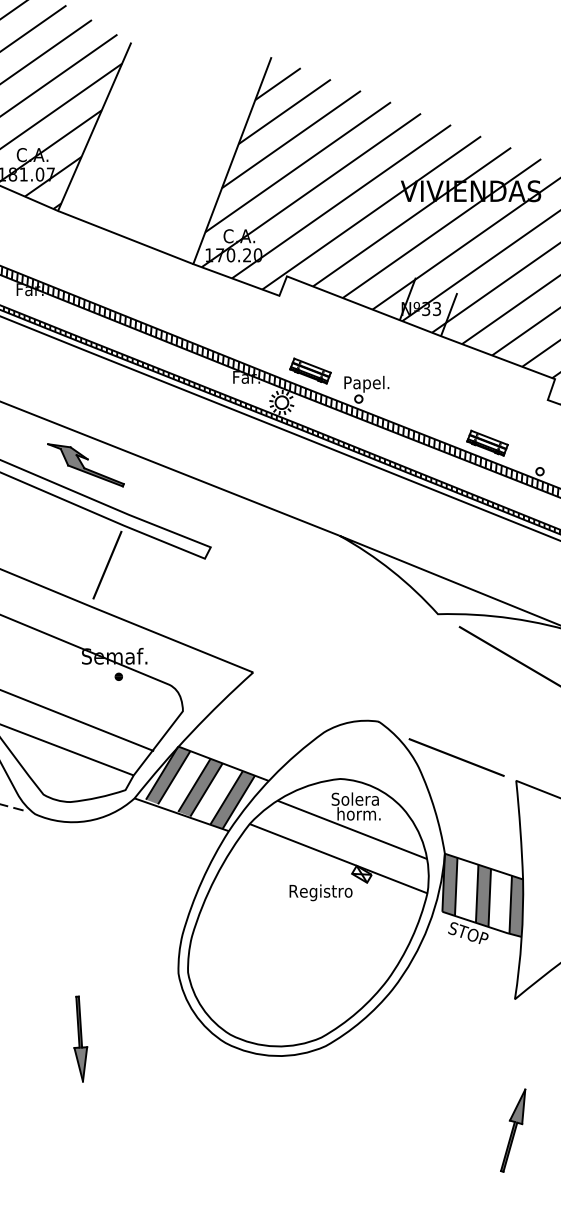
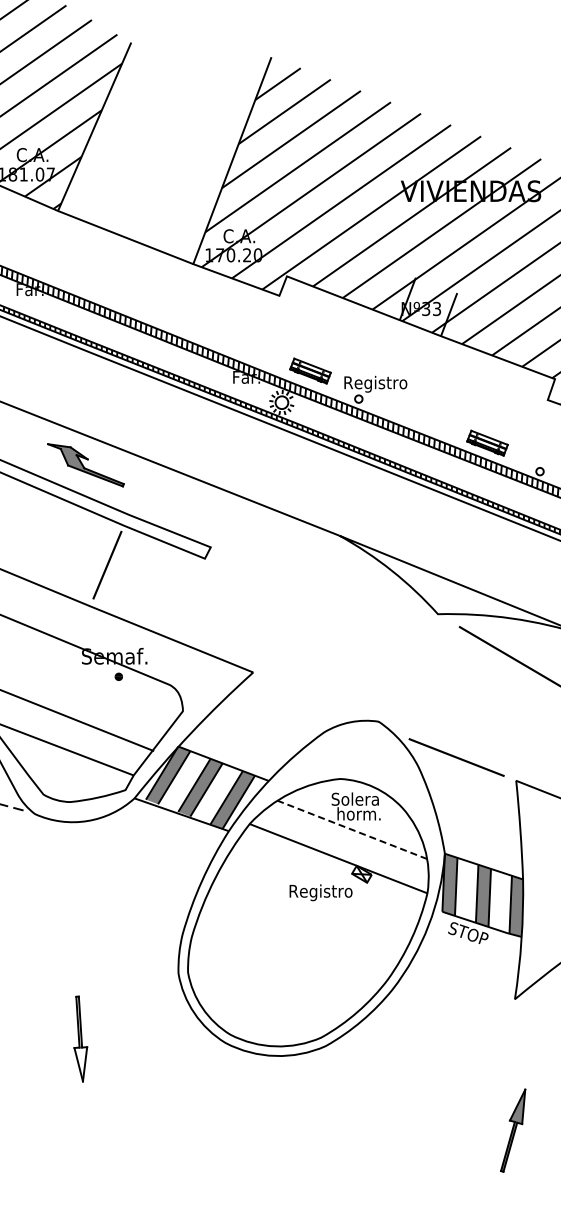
text: Papel. -> Registro (376, 383)
line: solid -> dashed (351, 829)
fill: present -> none (80, 1038)
